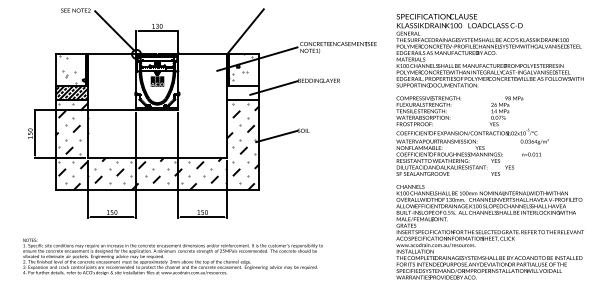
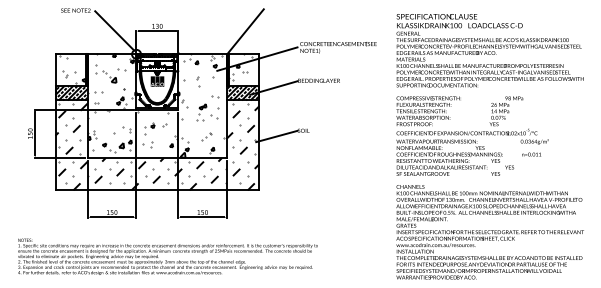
hatch: none -> present (242, 92)
hatch: none -> present (155, 105)
text position: (172, 256) -> (167, 256) (167, 256)
